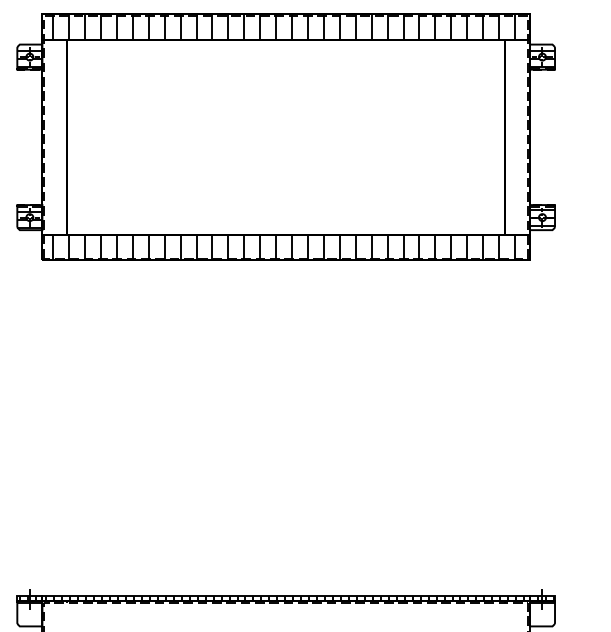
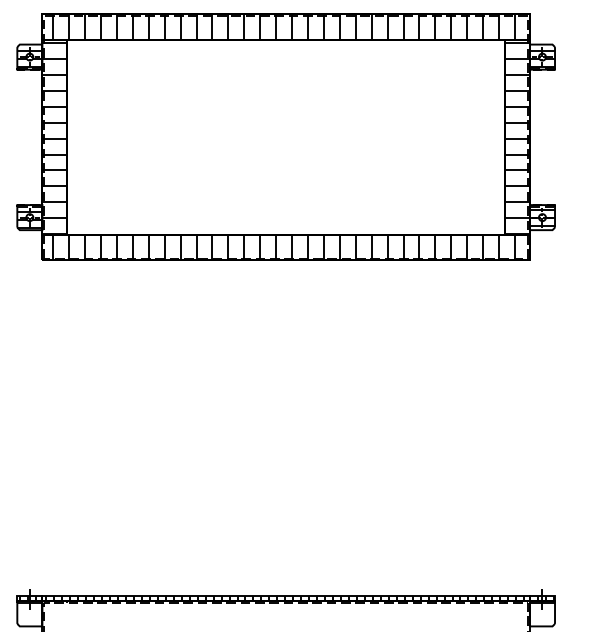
hatch: none -> present (54, 138)
hatch: none -> present (516, 138)
